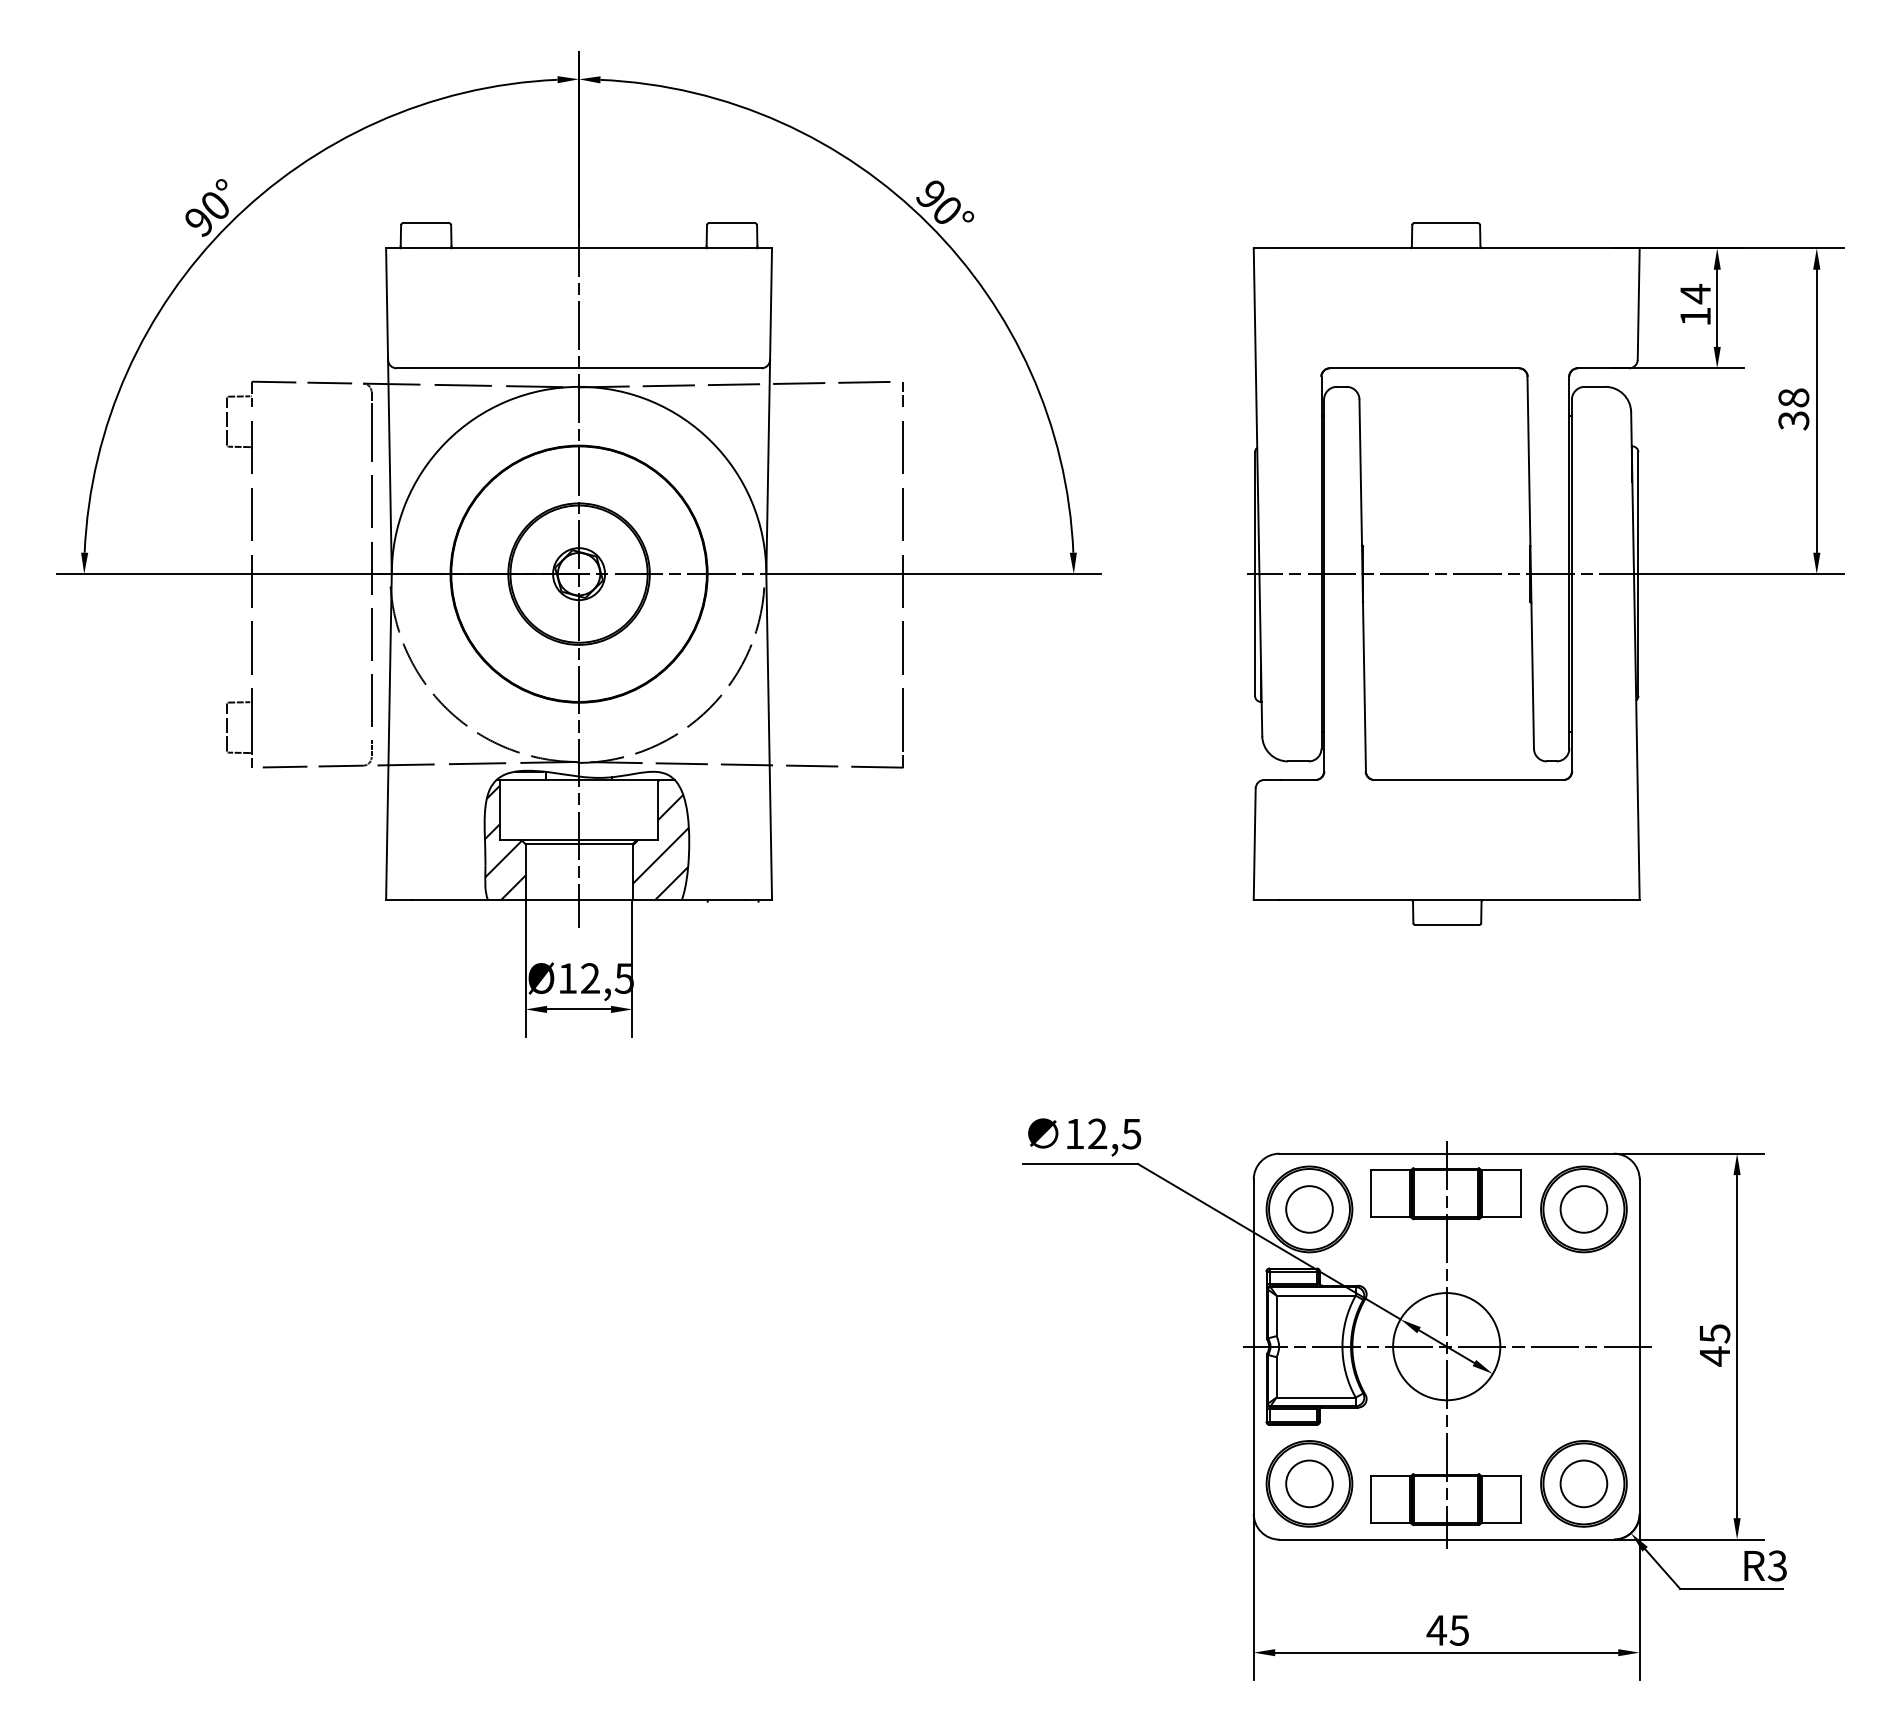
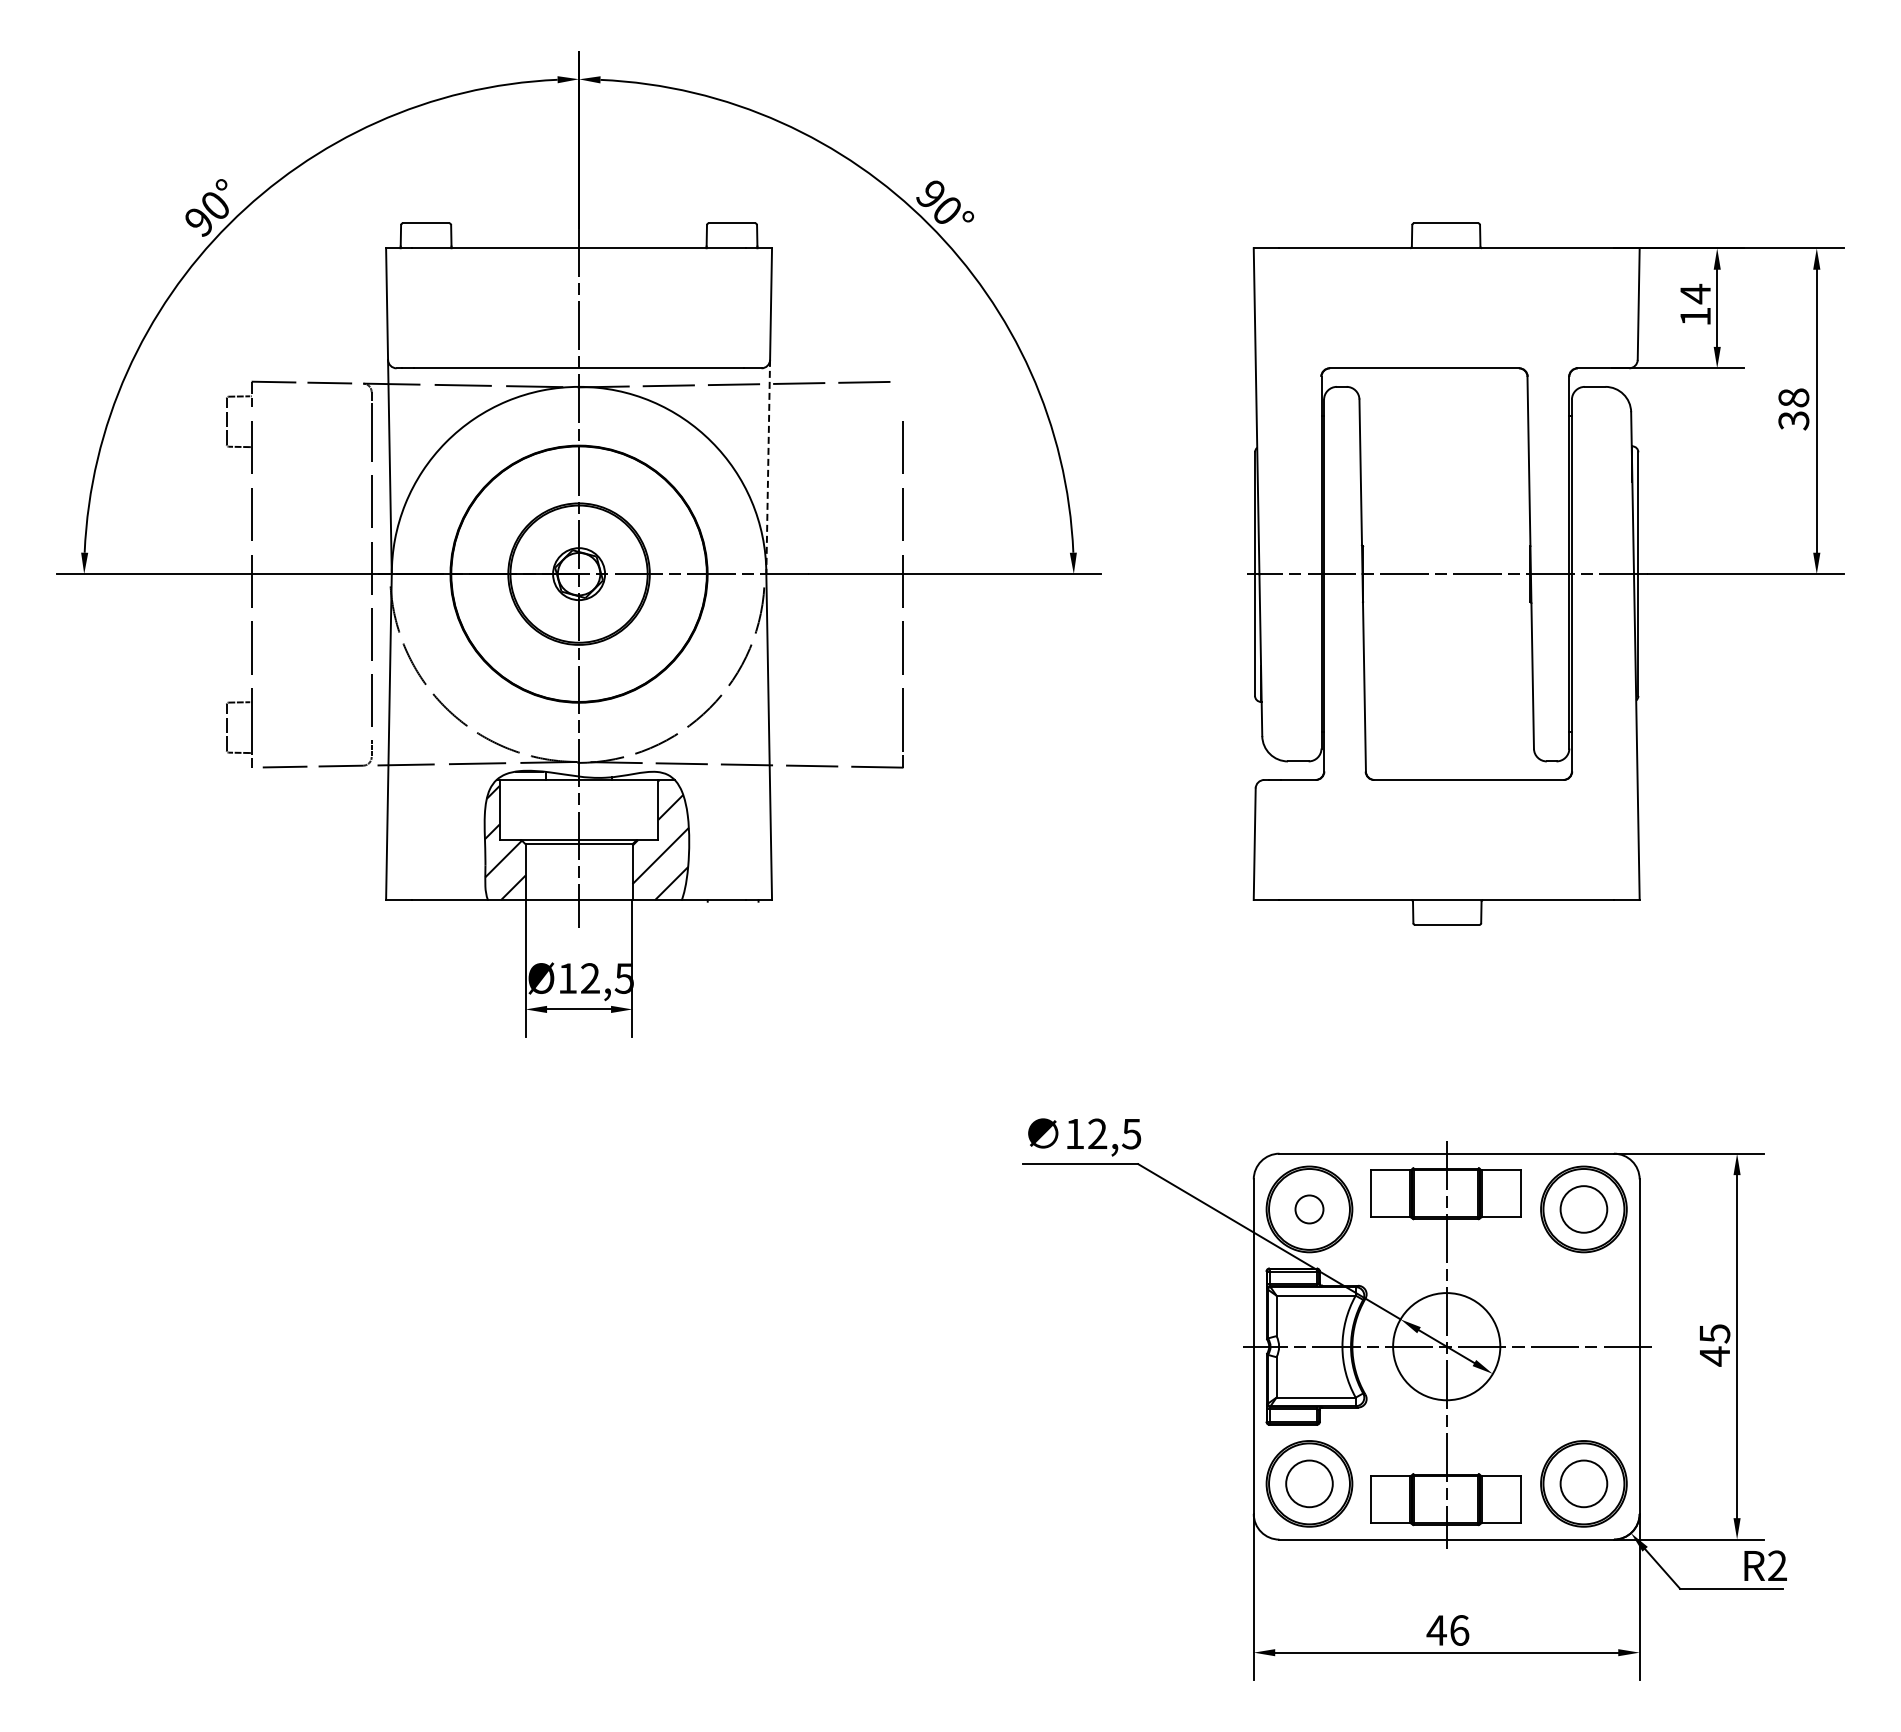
line: present -> none (902, 395)
line: solid -> dashed (768, 467)
circle size: 49x49 px -> 31x31 px (1309, 1209)
text: R3 -> R2 (1776, 1566)
text: 45 -> 46 (1459, 1630)
